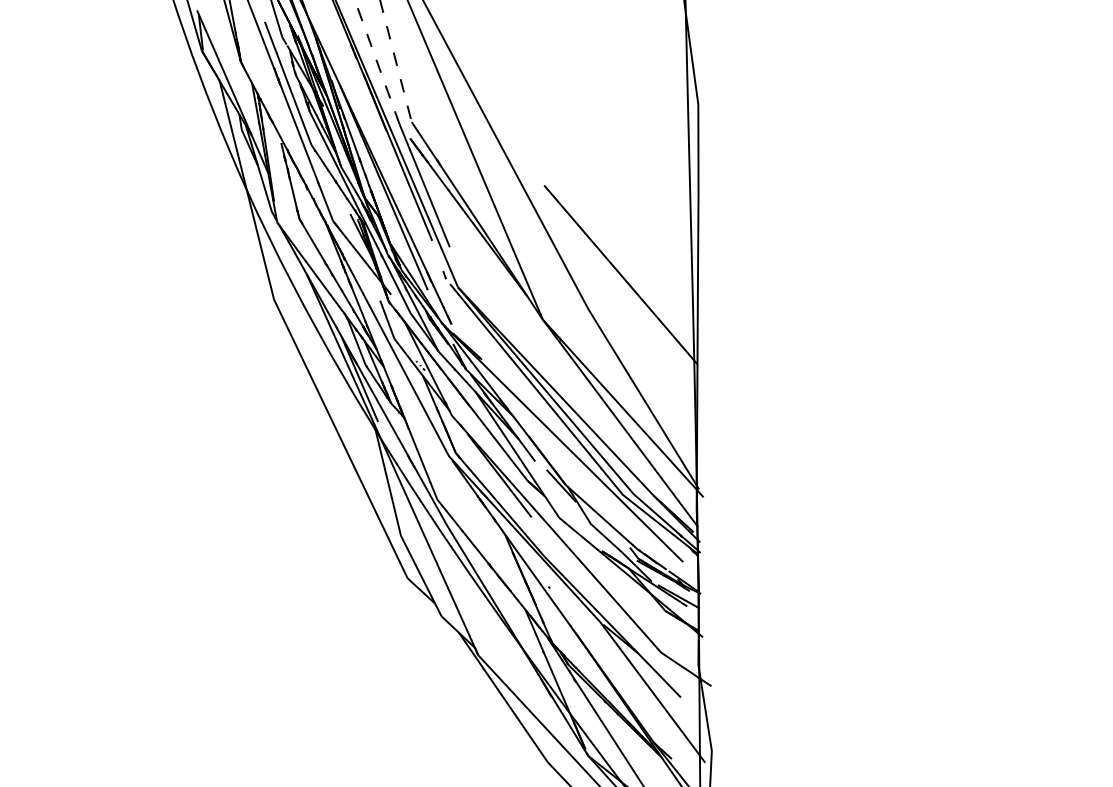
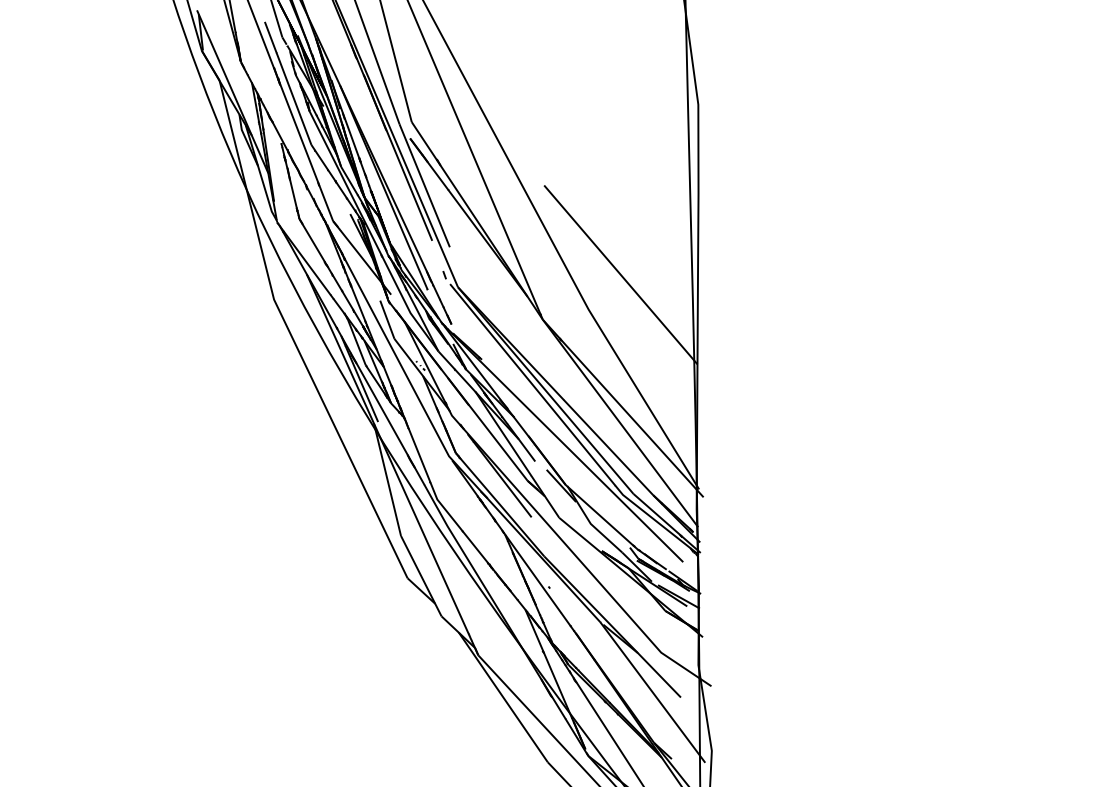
line: dashed -> solid (395, 61)
line: dashed -> solid (377, 62)
